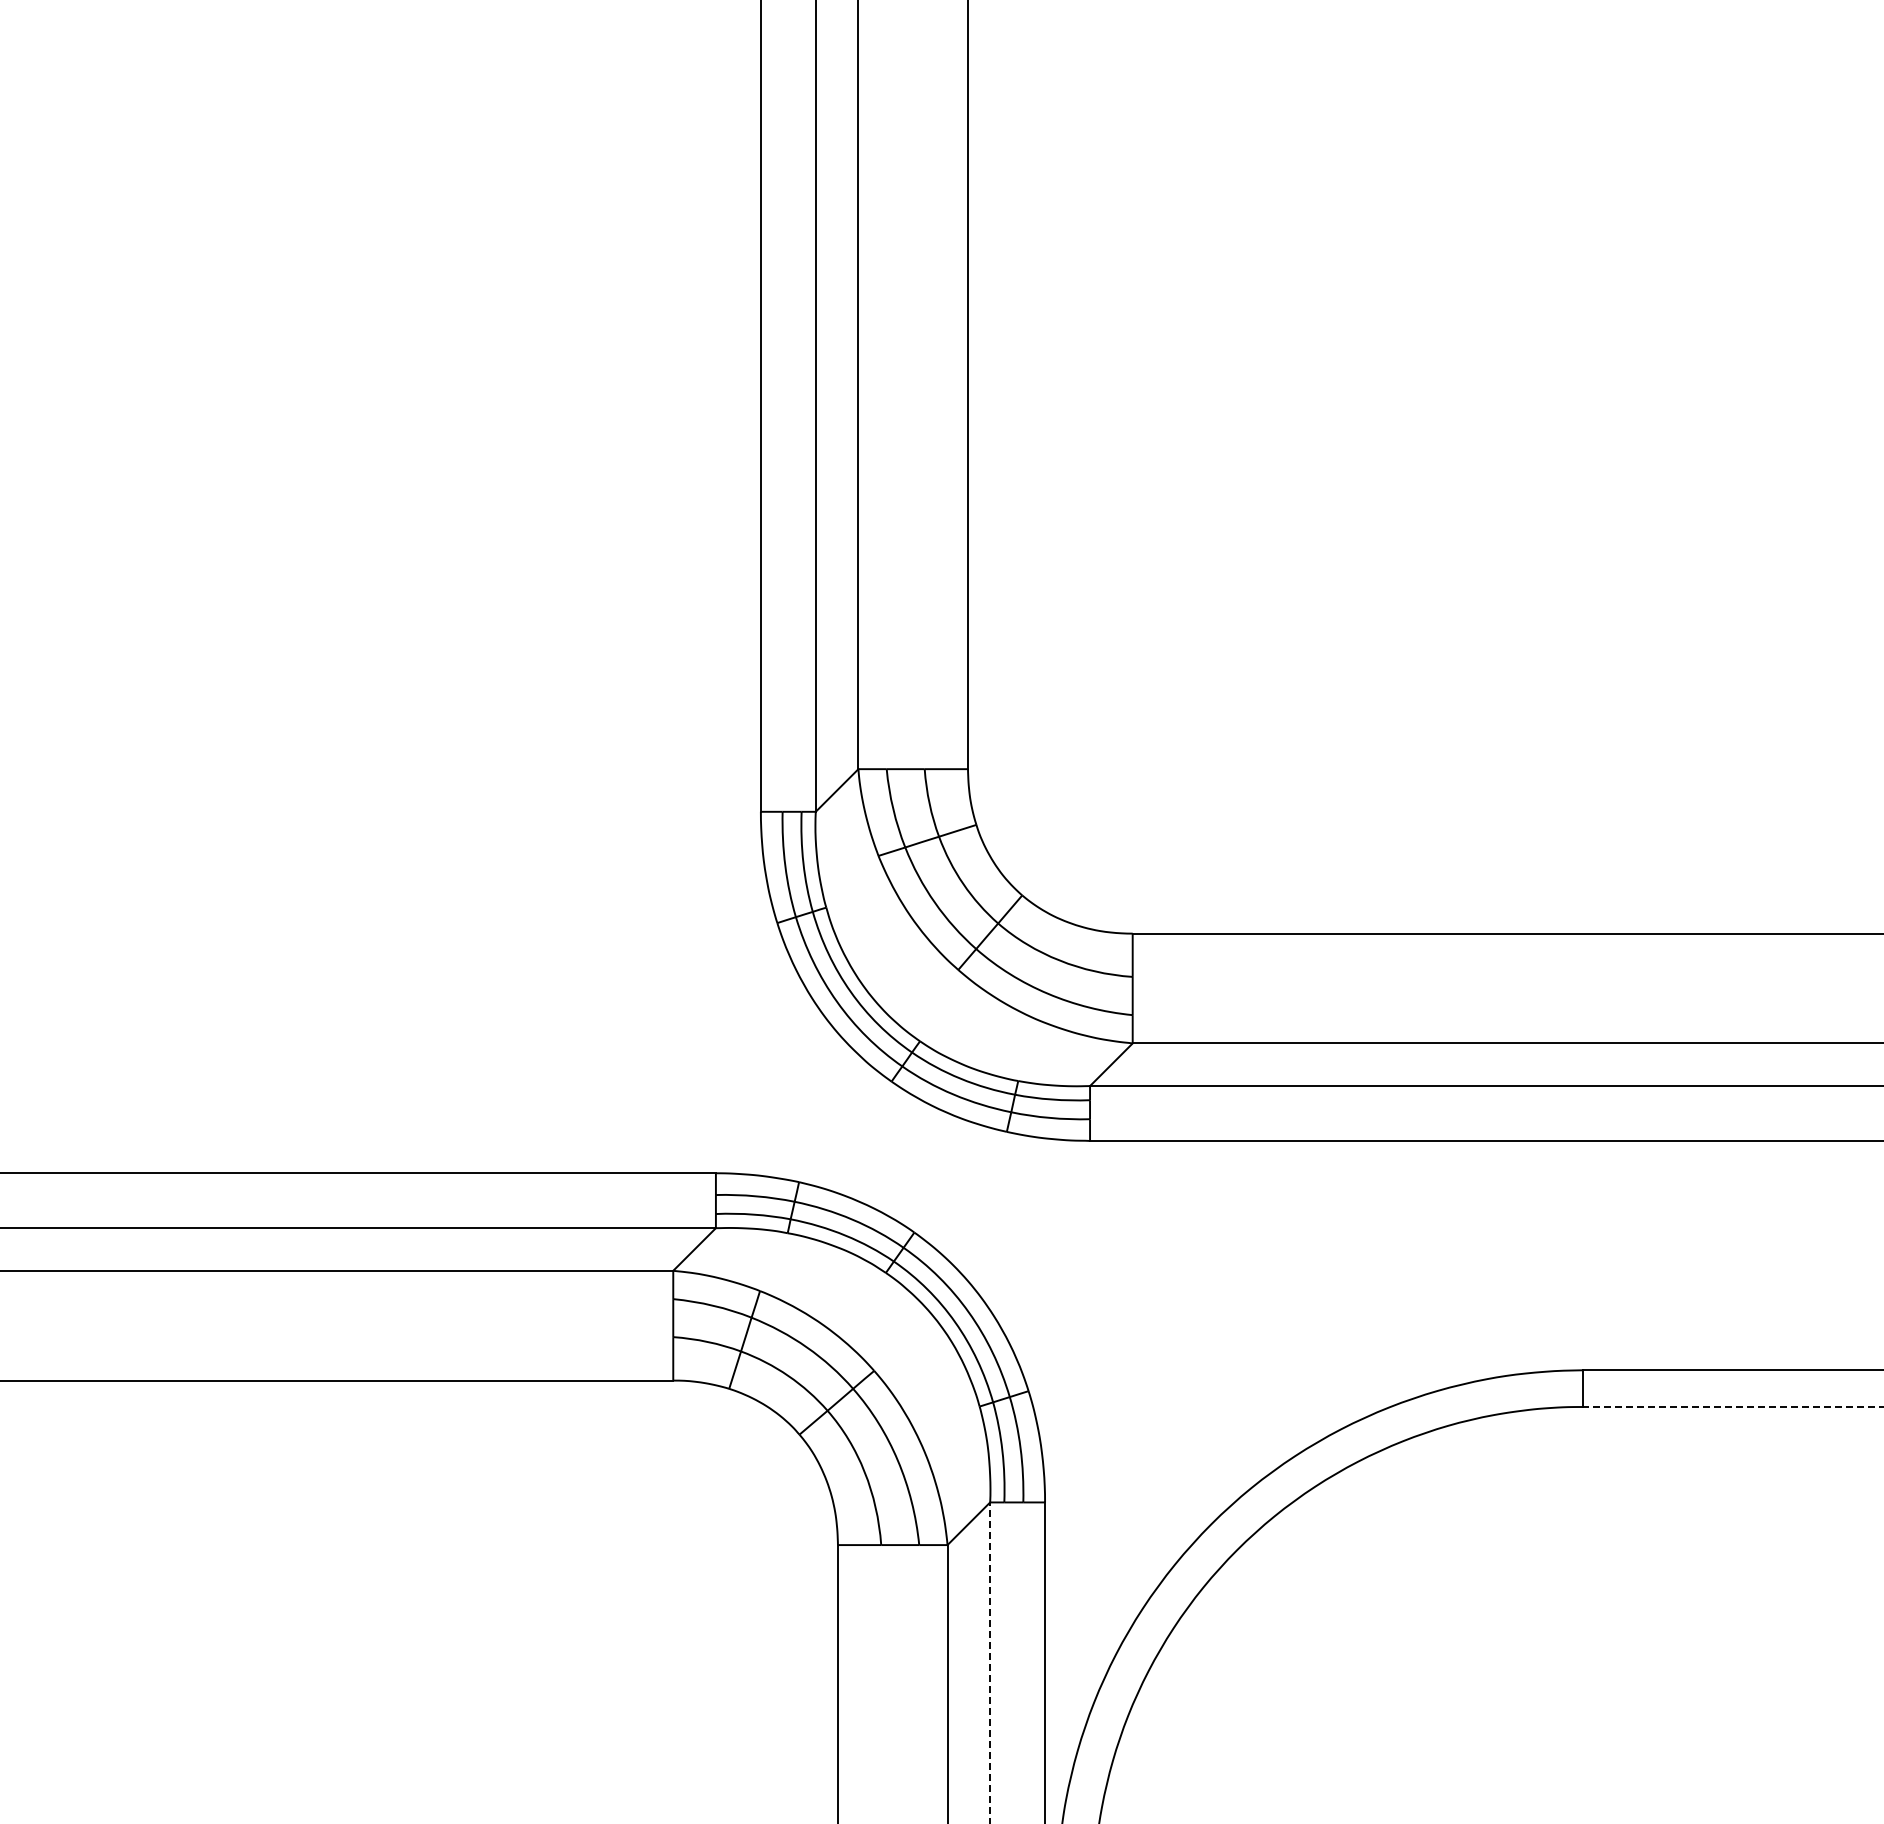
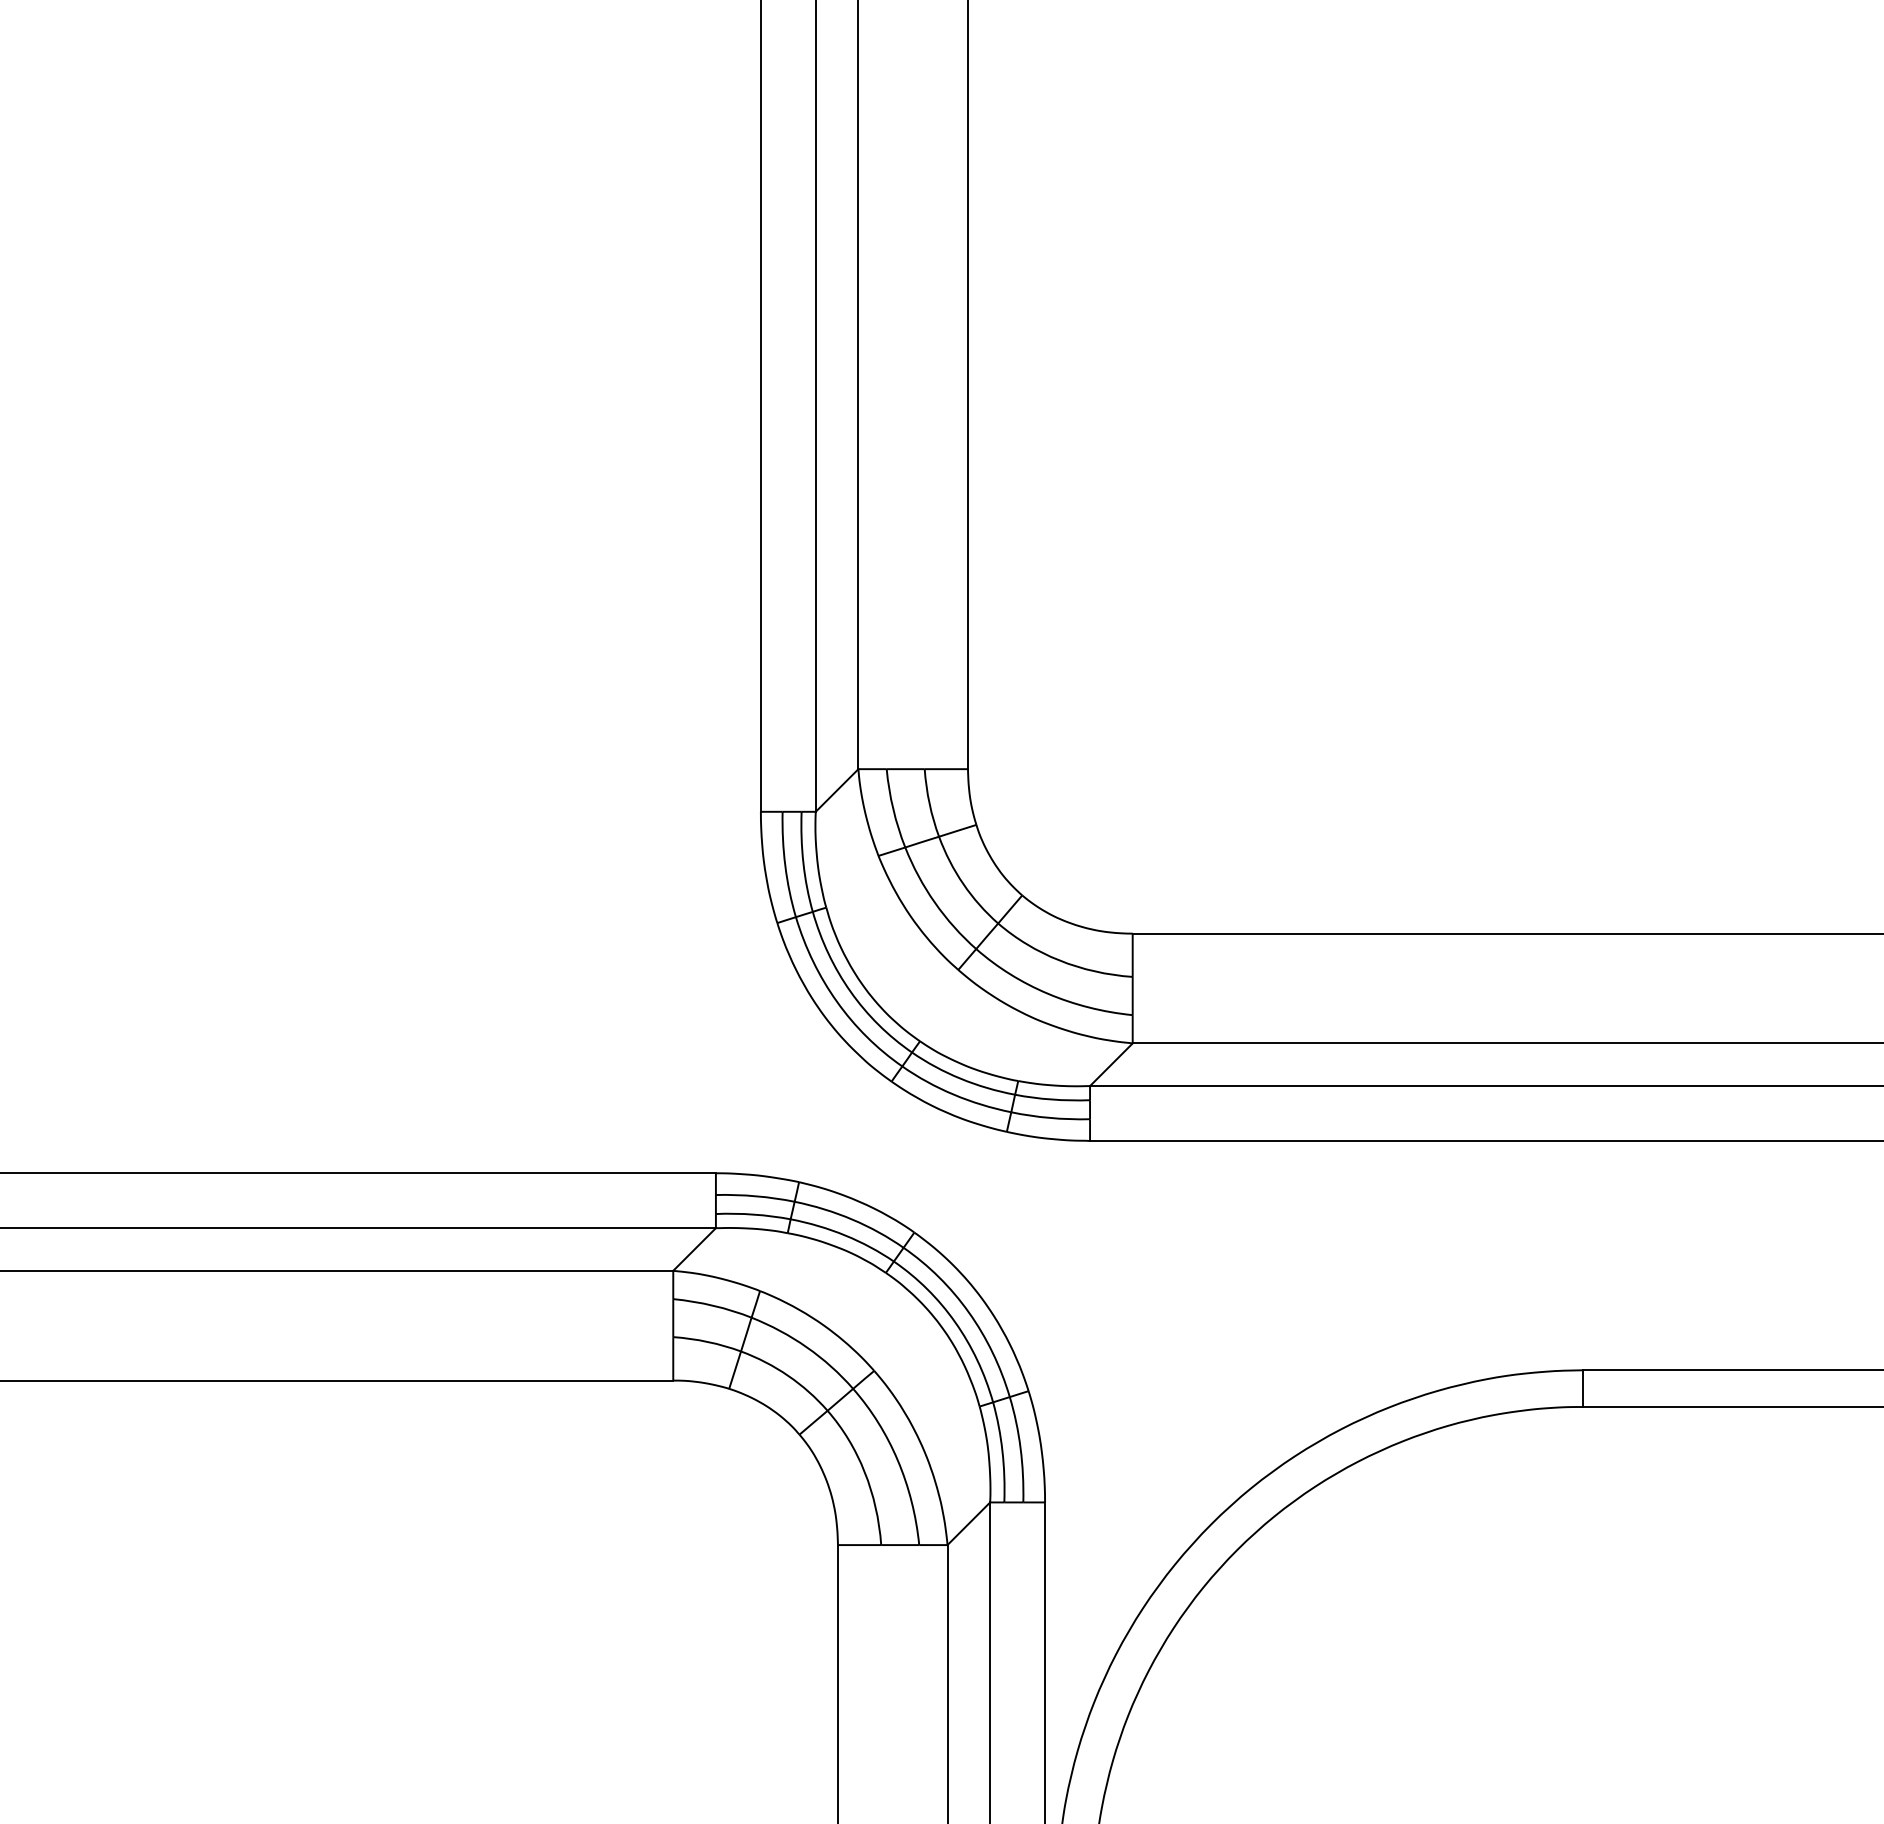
line: dashed -> solid (1733, 1407)
line: dashed -> solid (990, 1662)
